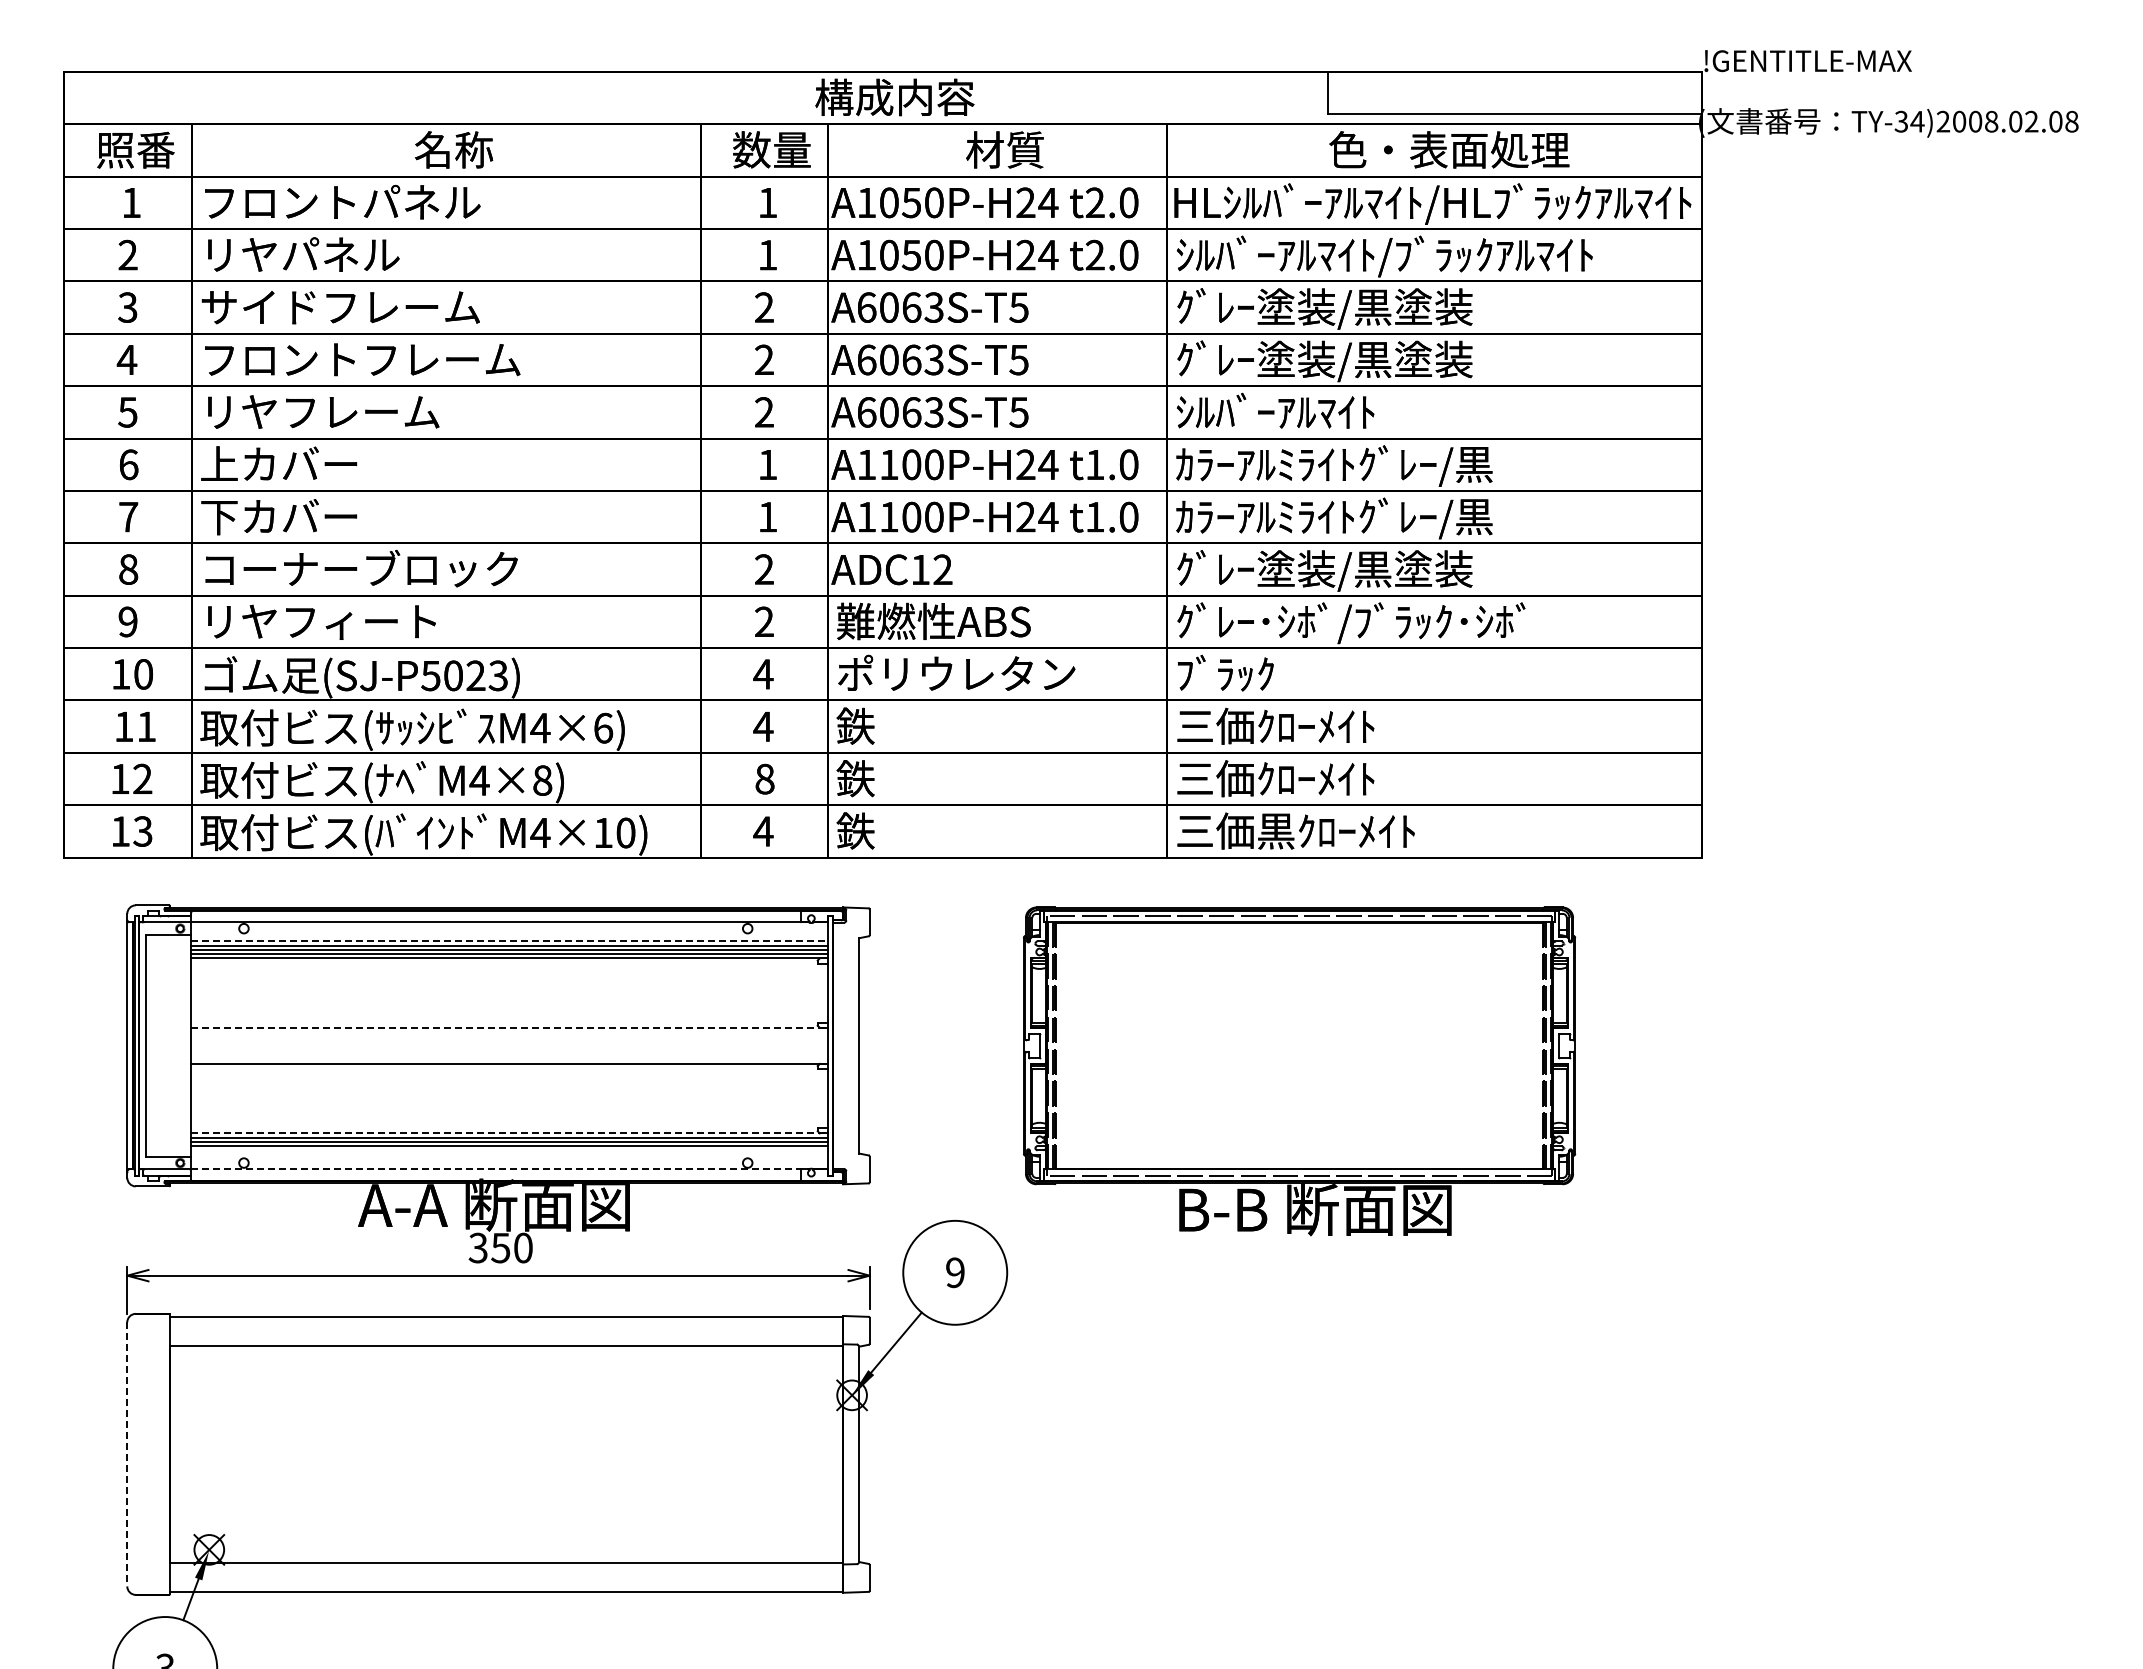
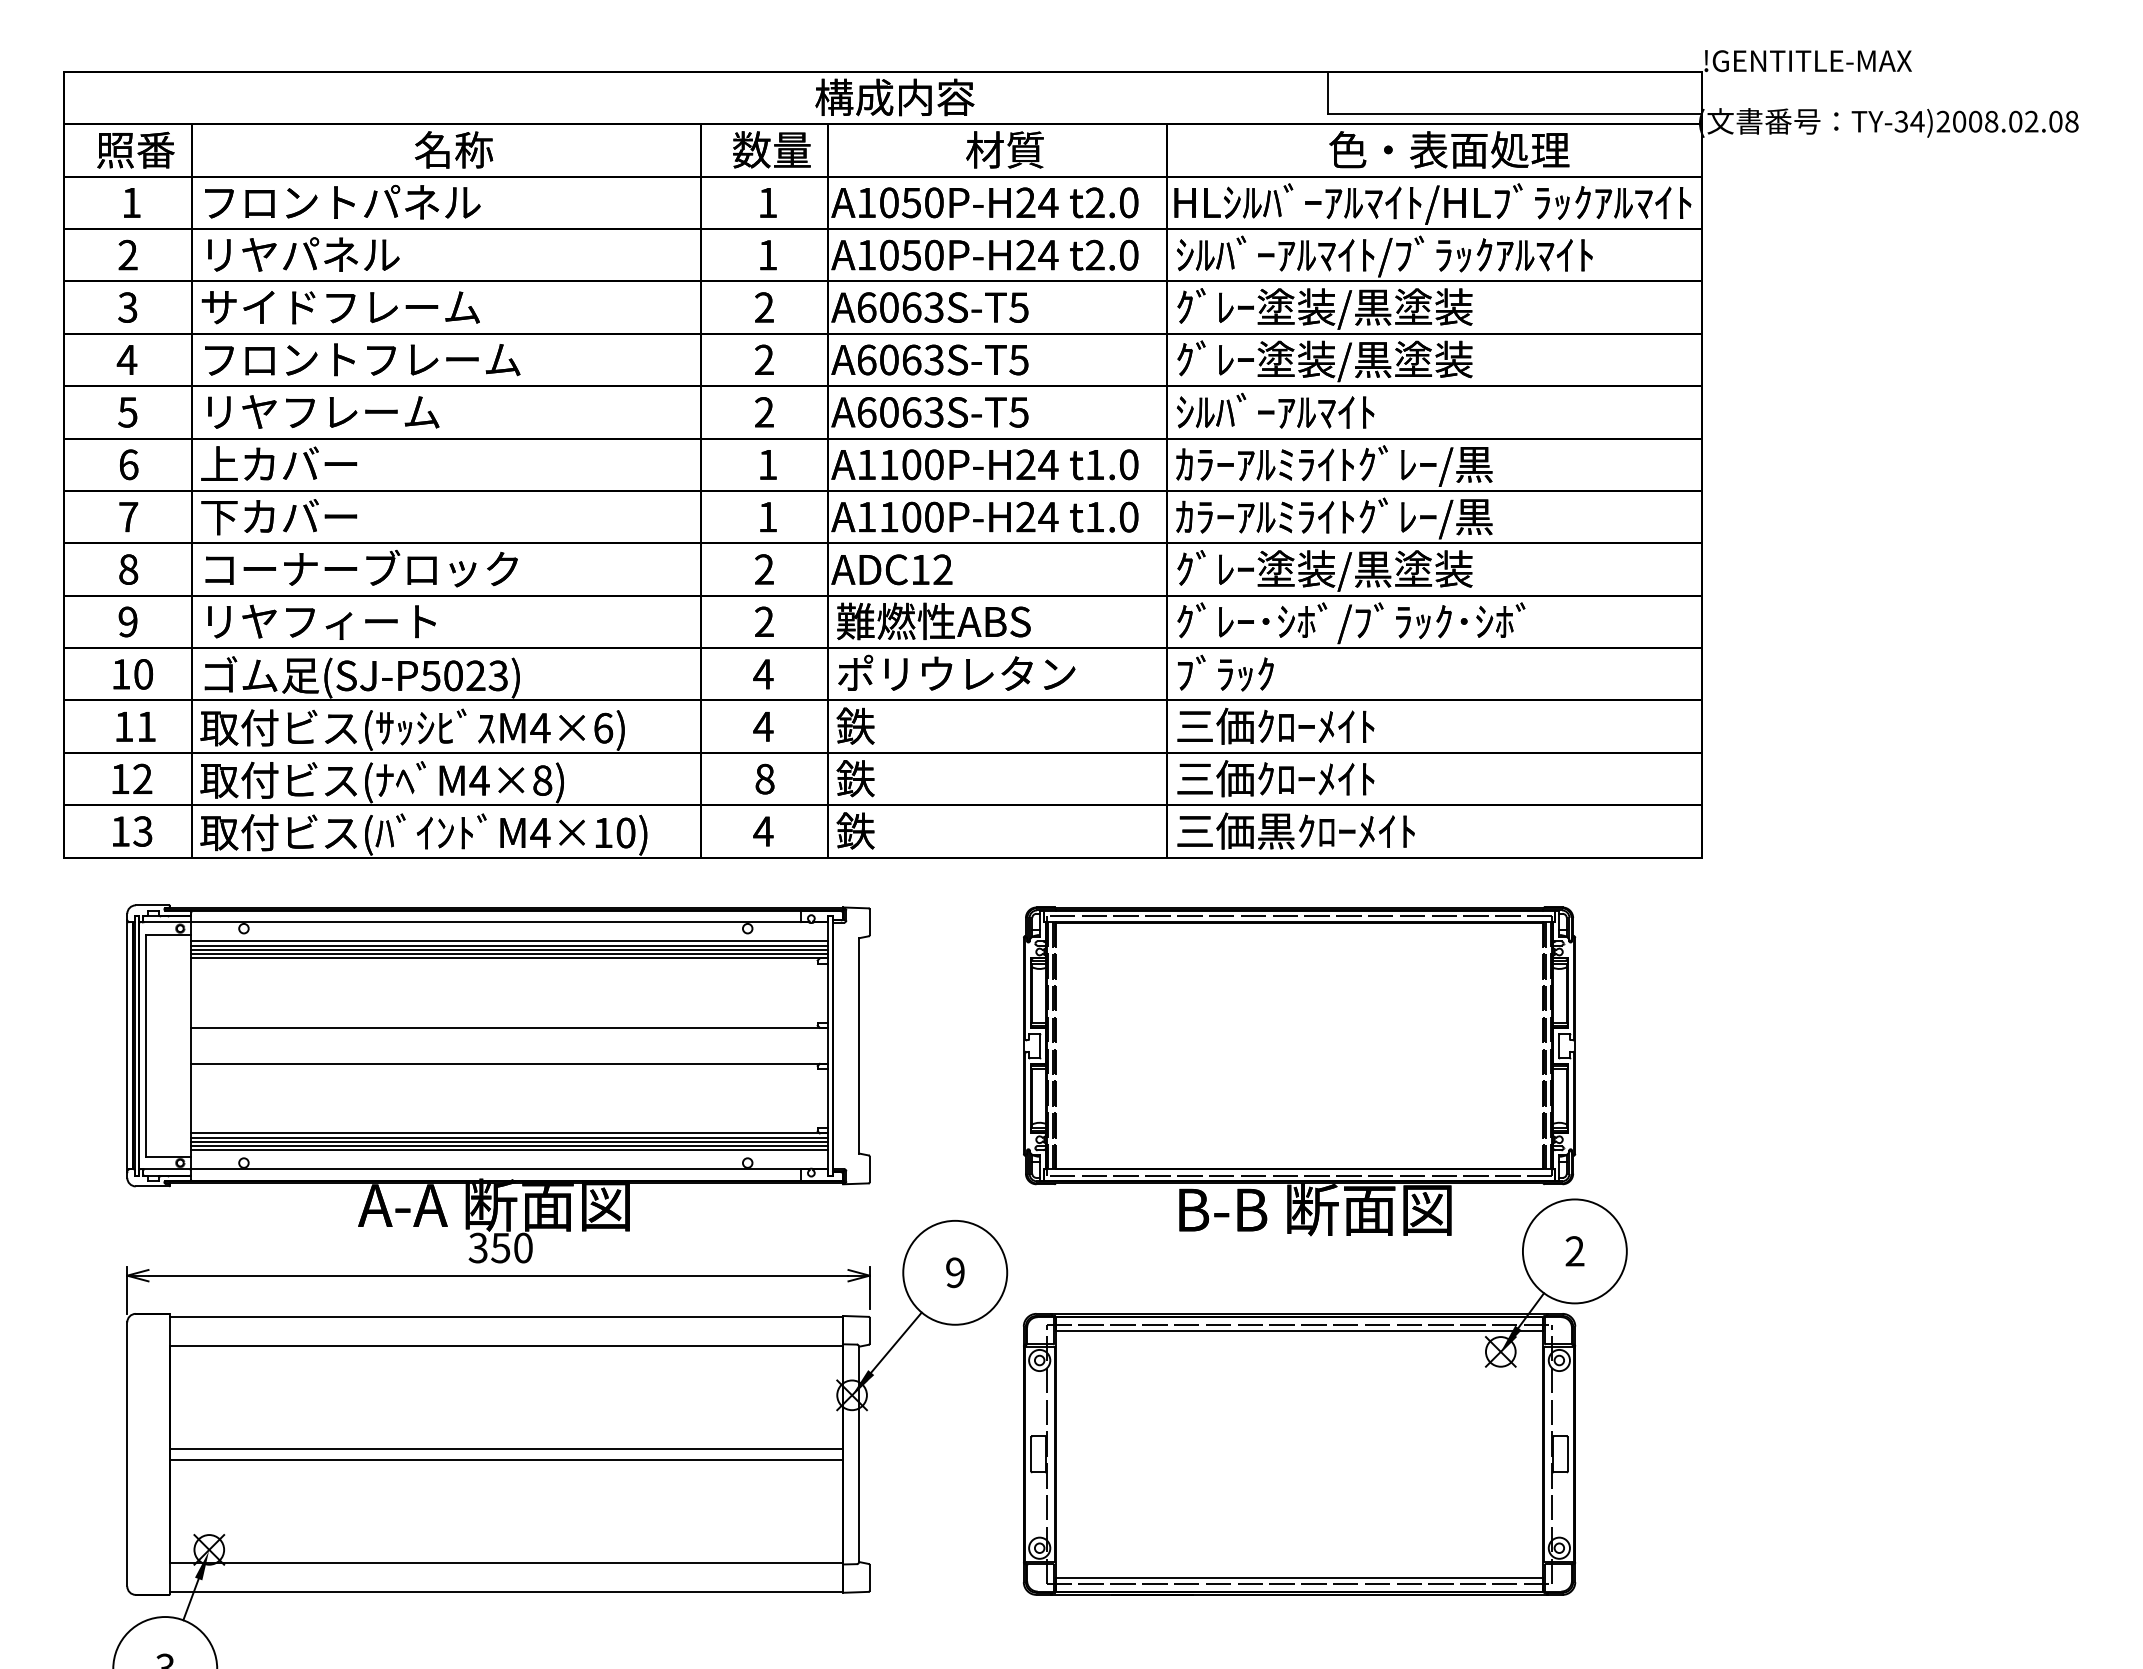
line: dashed -> solid (509, 941)
line: dashed -> solid (509, 1027)
line: dashed -> solid (509, 1133)
line: none -> present (509, 1150)
line: dashed -> solid (499, 1169)
part: none -> present (1325, 1396)
line: none -> present (506, 1448)
line: dashed -> solid (127, 1454)
line: none -> present (506, 1460)
